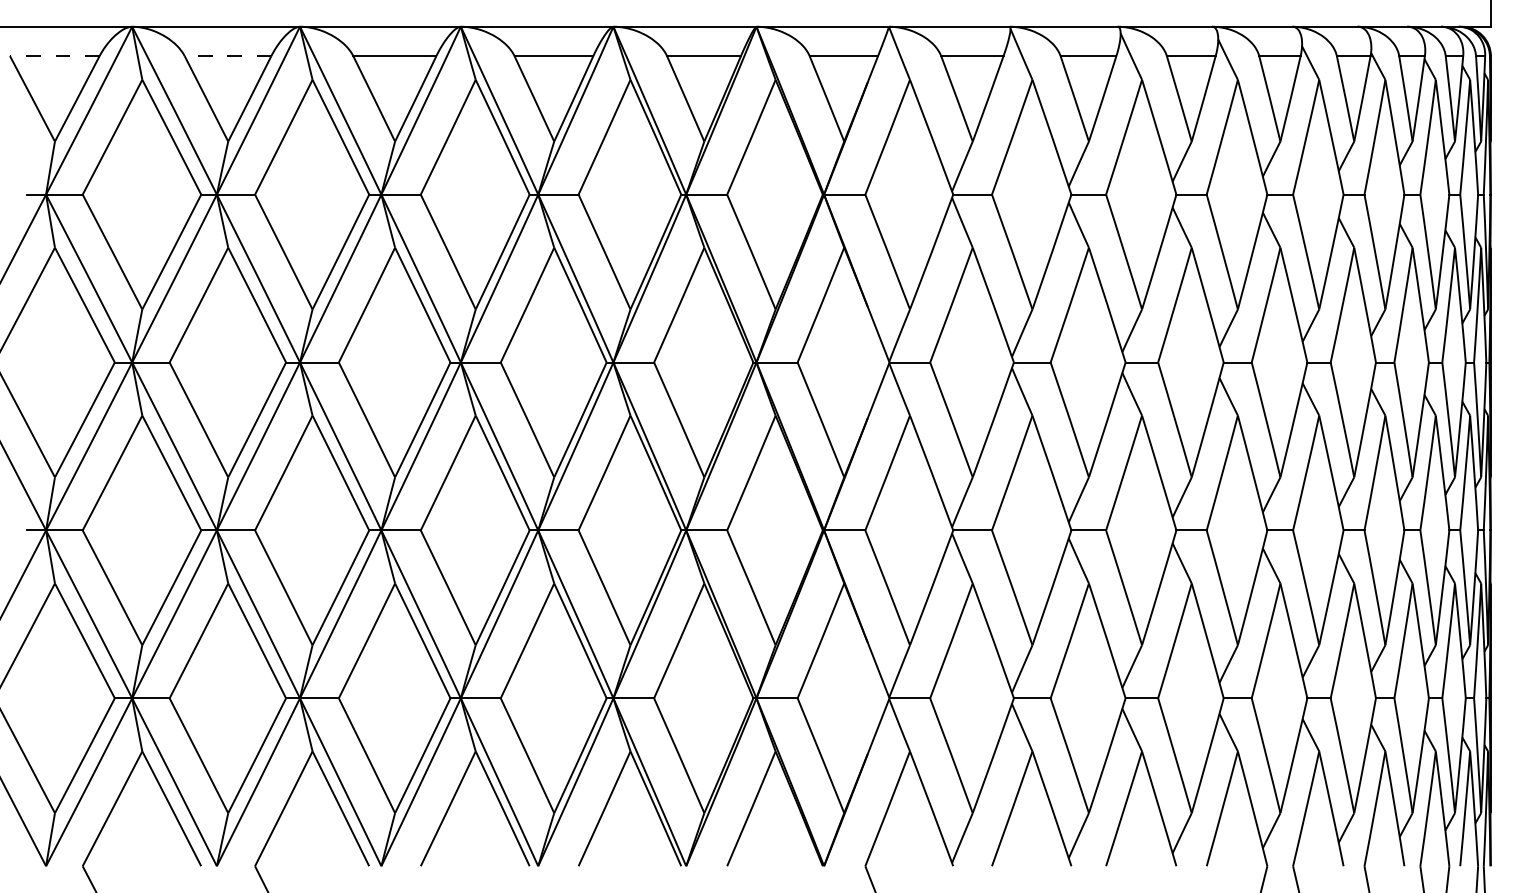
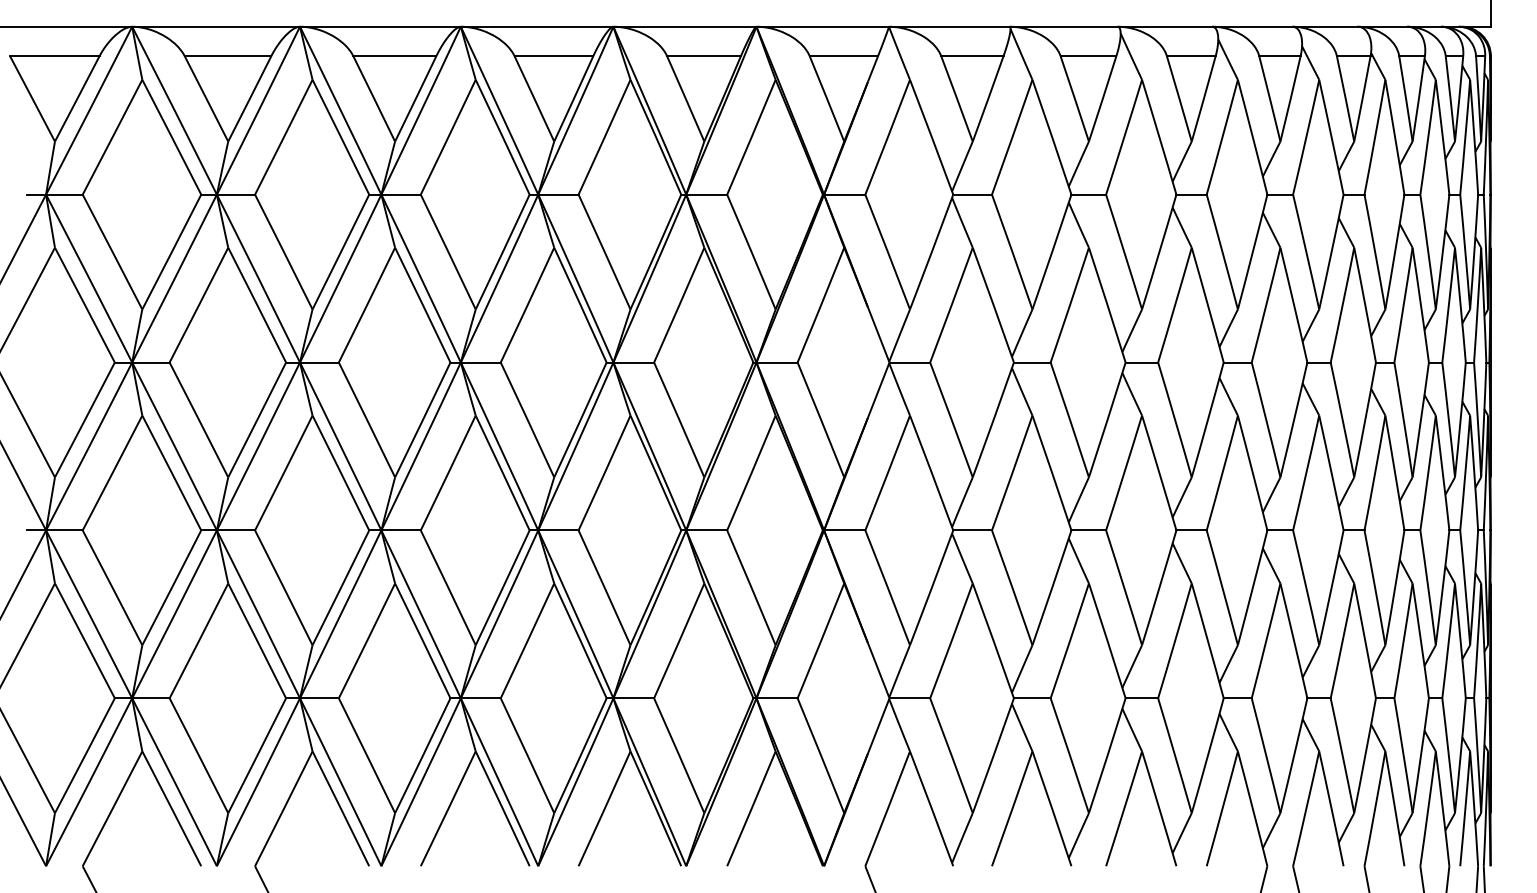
line: dashed -> solid (54, 56)
line: dashed -> solid (227, 56)
